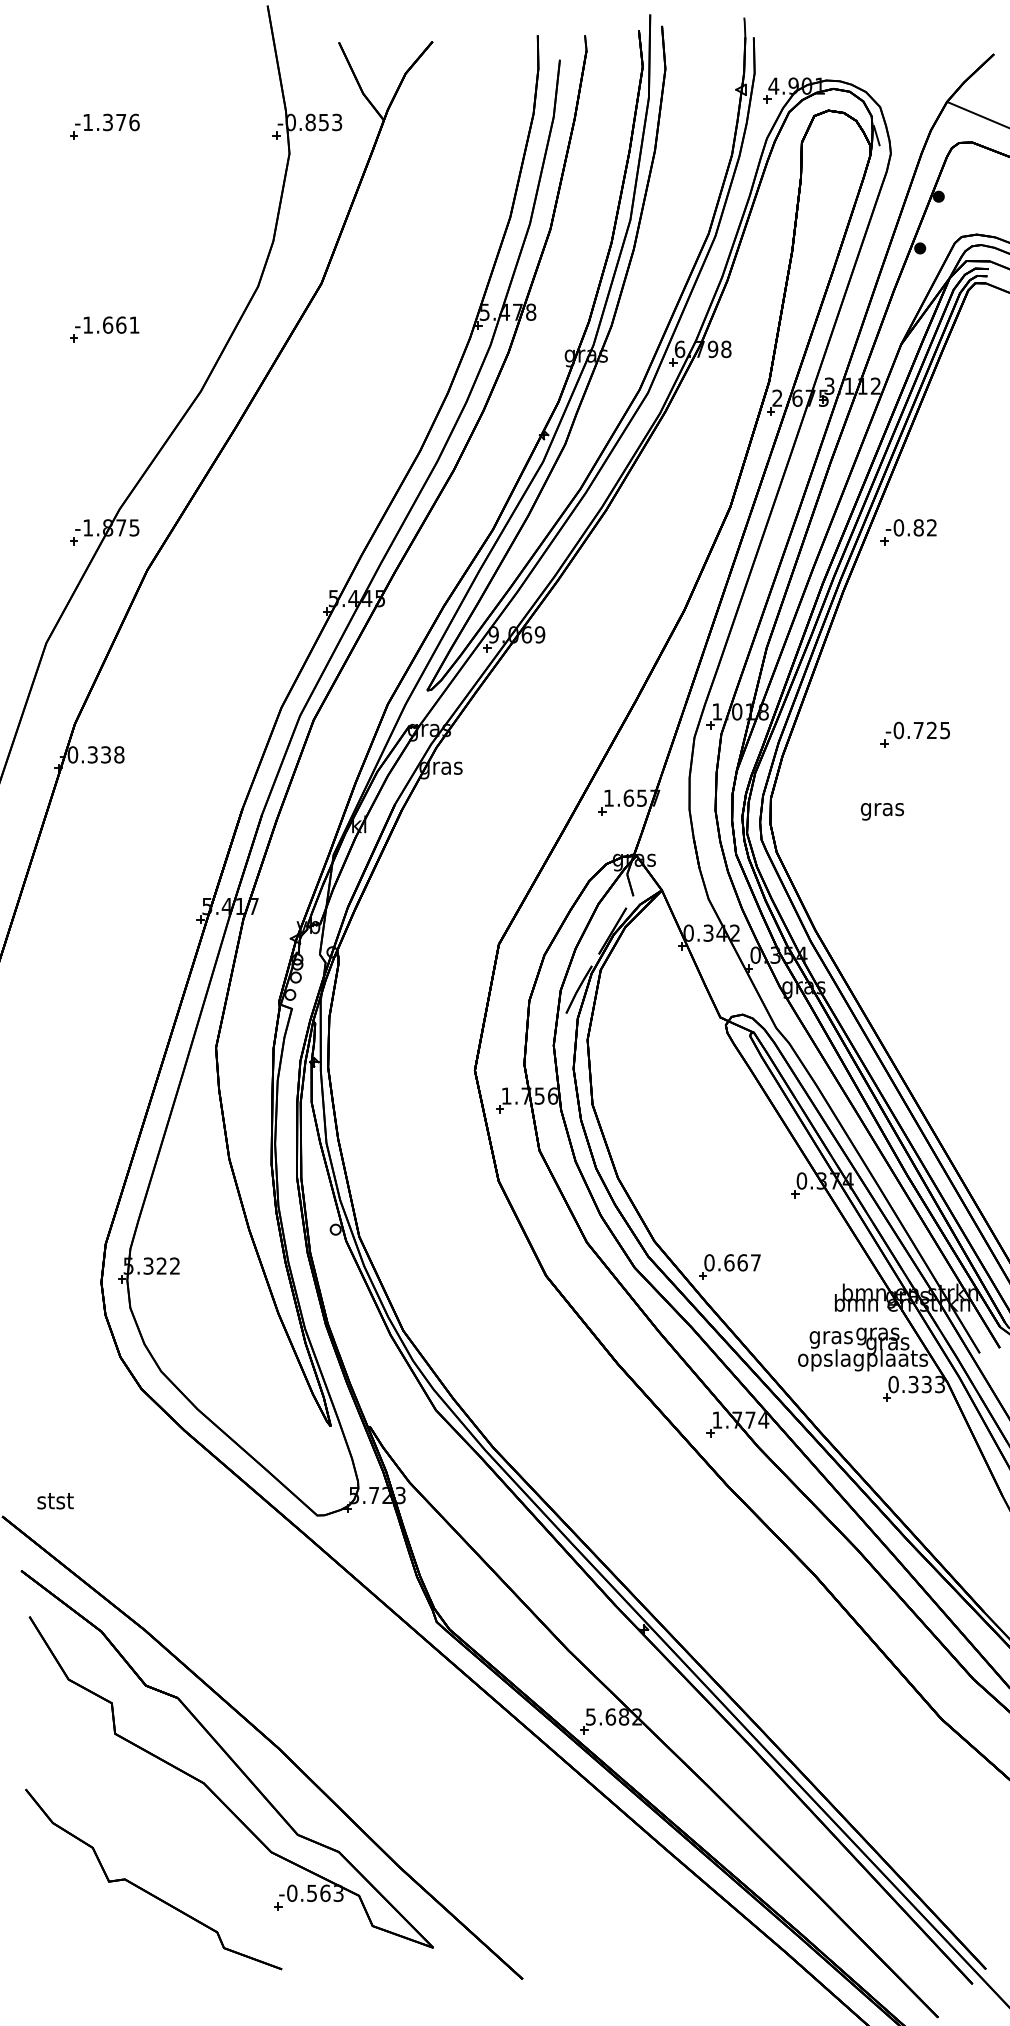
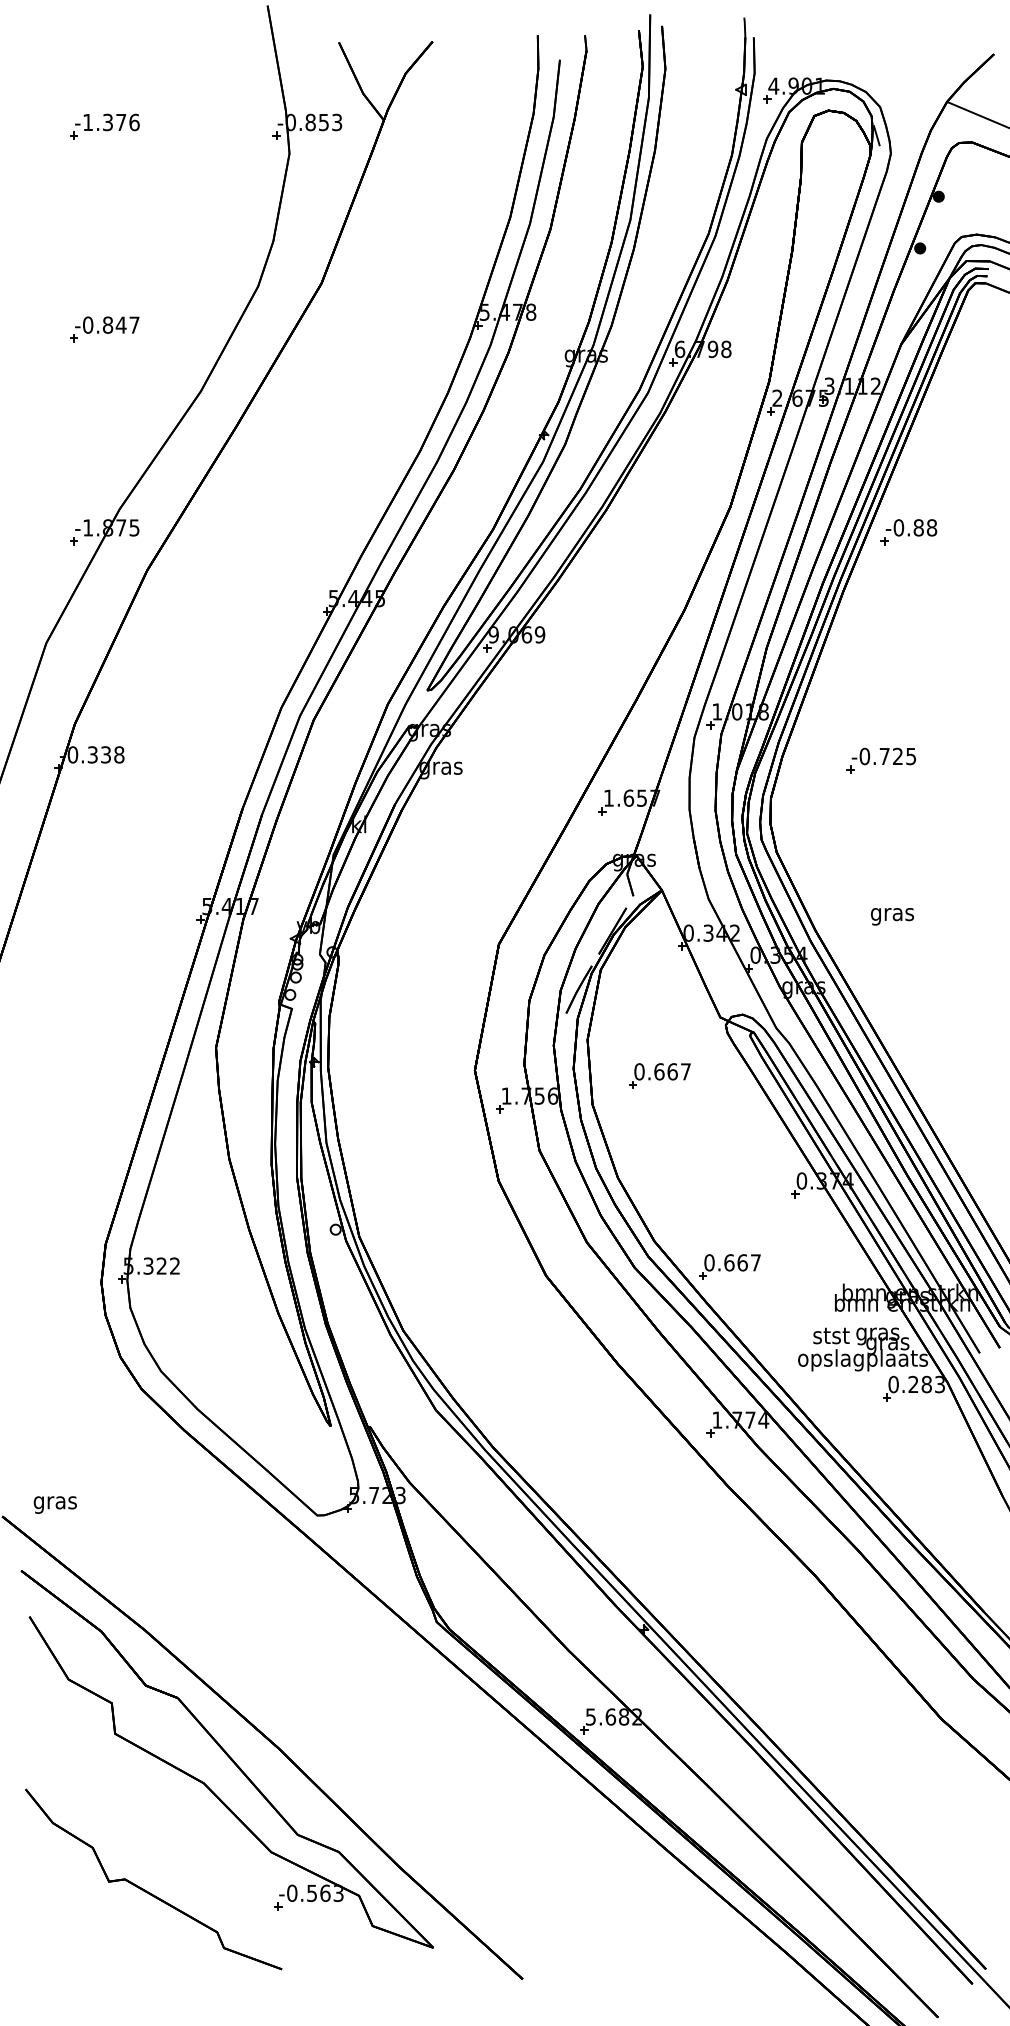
text: -1.661 -> -0.847 (111, 324)
text: -0.82 -> -0.88 (931, 527)
part position: (914, 734) -> (880, 760) (880, 760)
text position: (882, 811) -> (892, 916) (892, 916)
part: none -> present (659, 1075)
text: gras -> stst (830, 1337)
text: 0.333 -> 0.283 (919, 1384)
text: stst -> gras (54, 1503)
